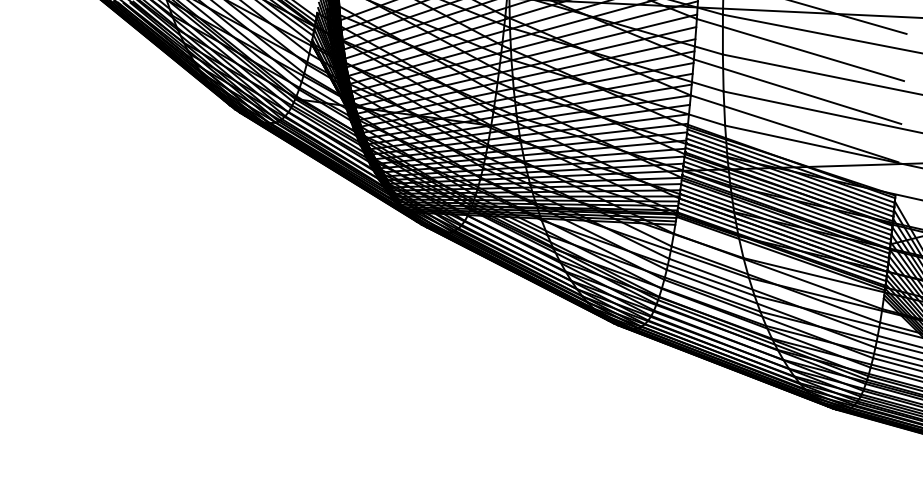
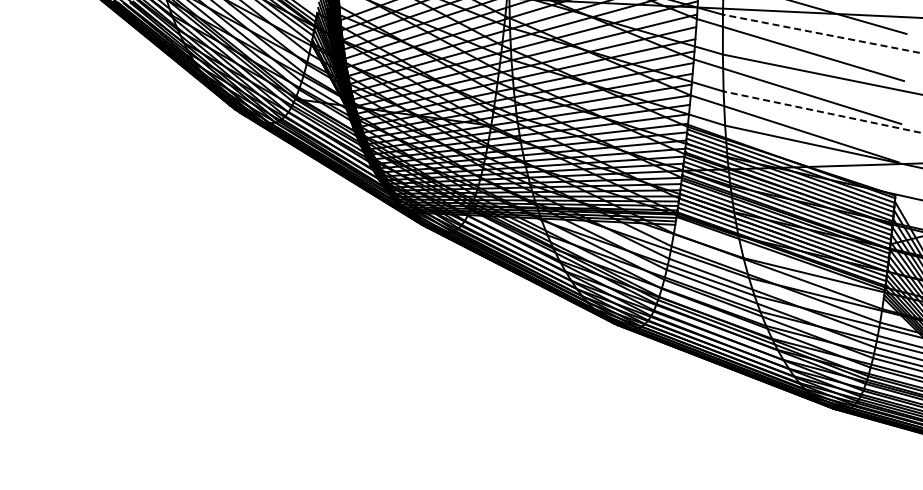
line: solid -> dashed (822, 34)
line: solid -> dashed (823, 112)
